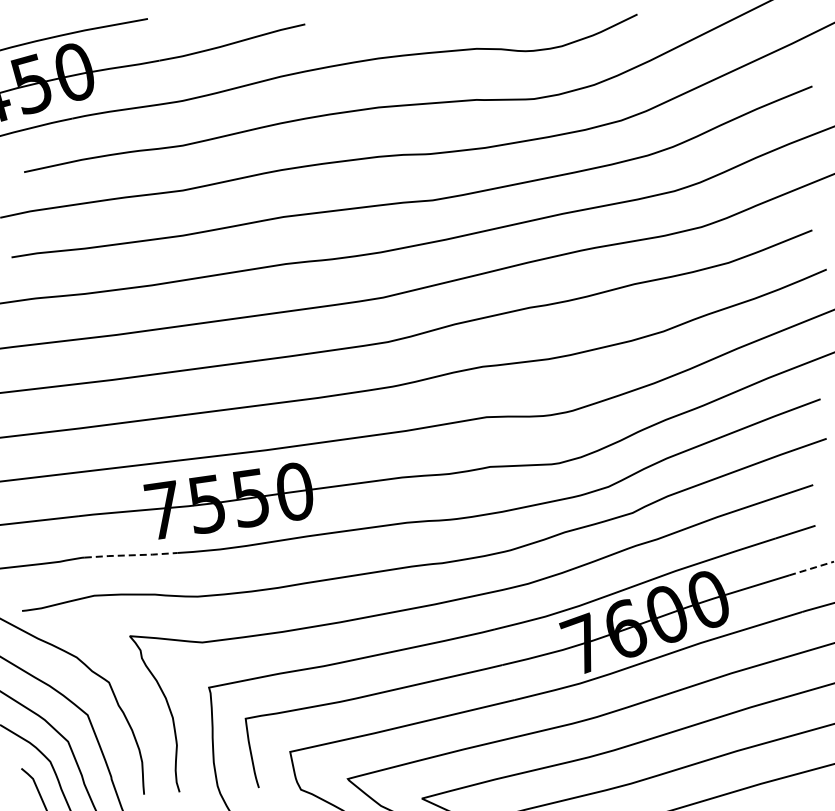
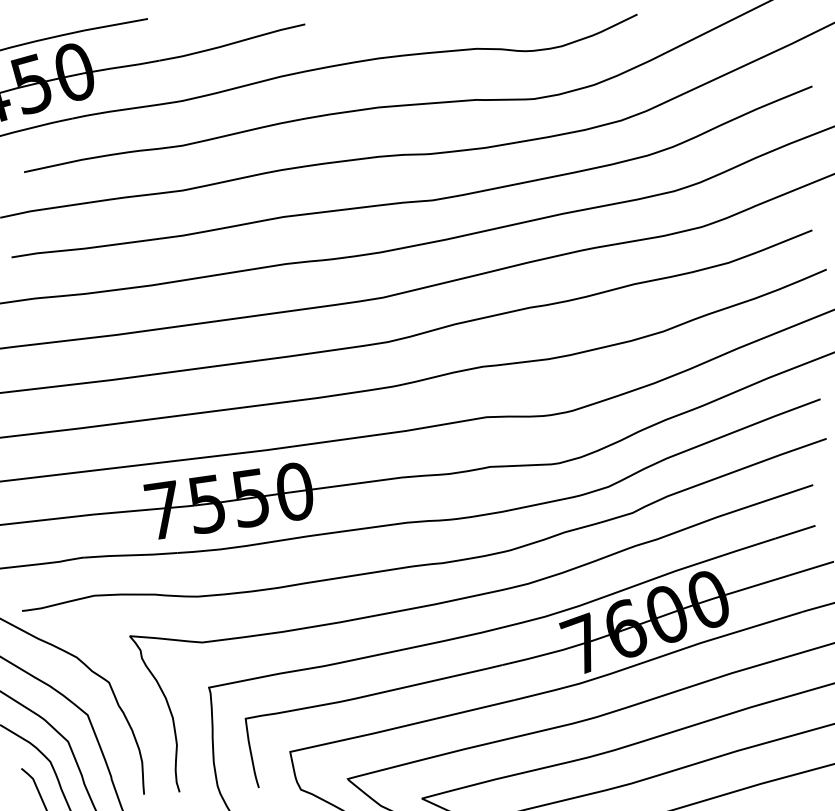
line: dashed -> solid (130, 555)
line: dashed -> solid (812, 568)
